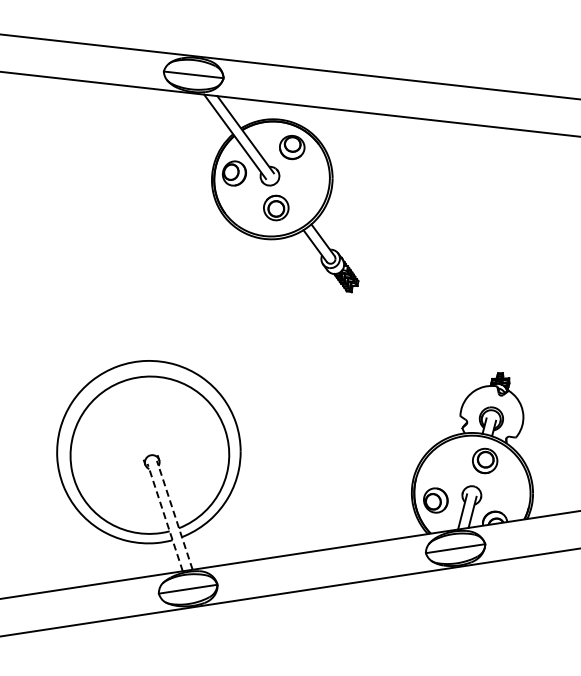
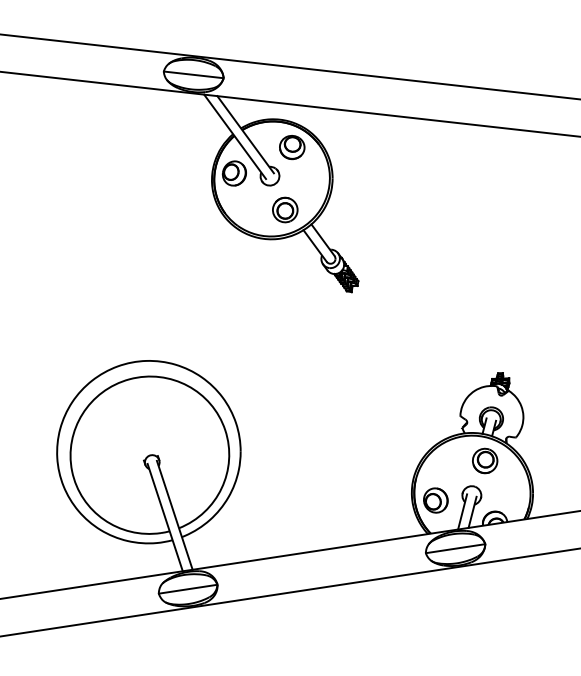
part position: (276, 207) -> (285, 209) (285, 209)
line: dashed -> solid (174, 514)
line: dashed -> solid (165, 517)
